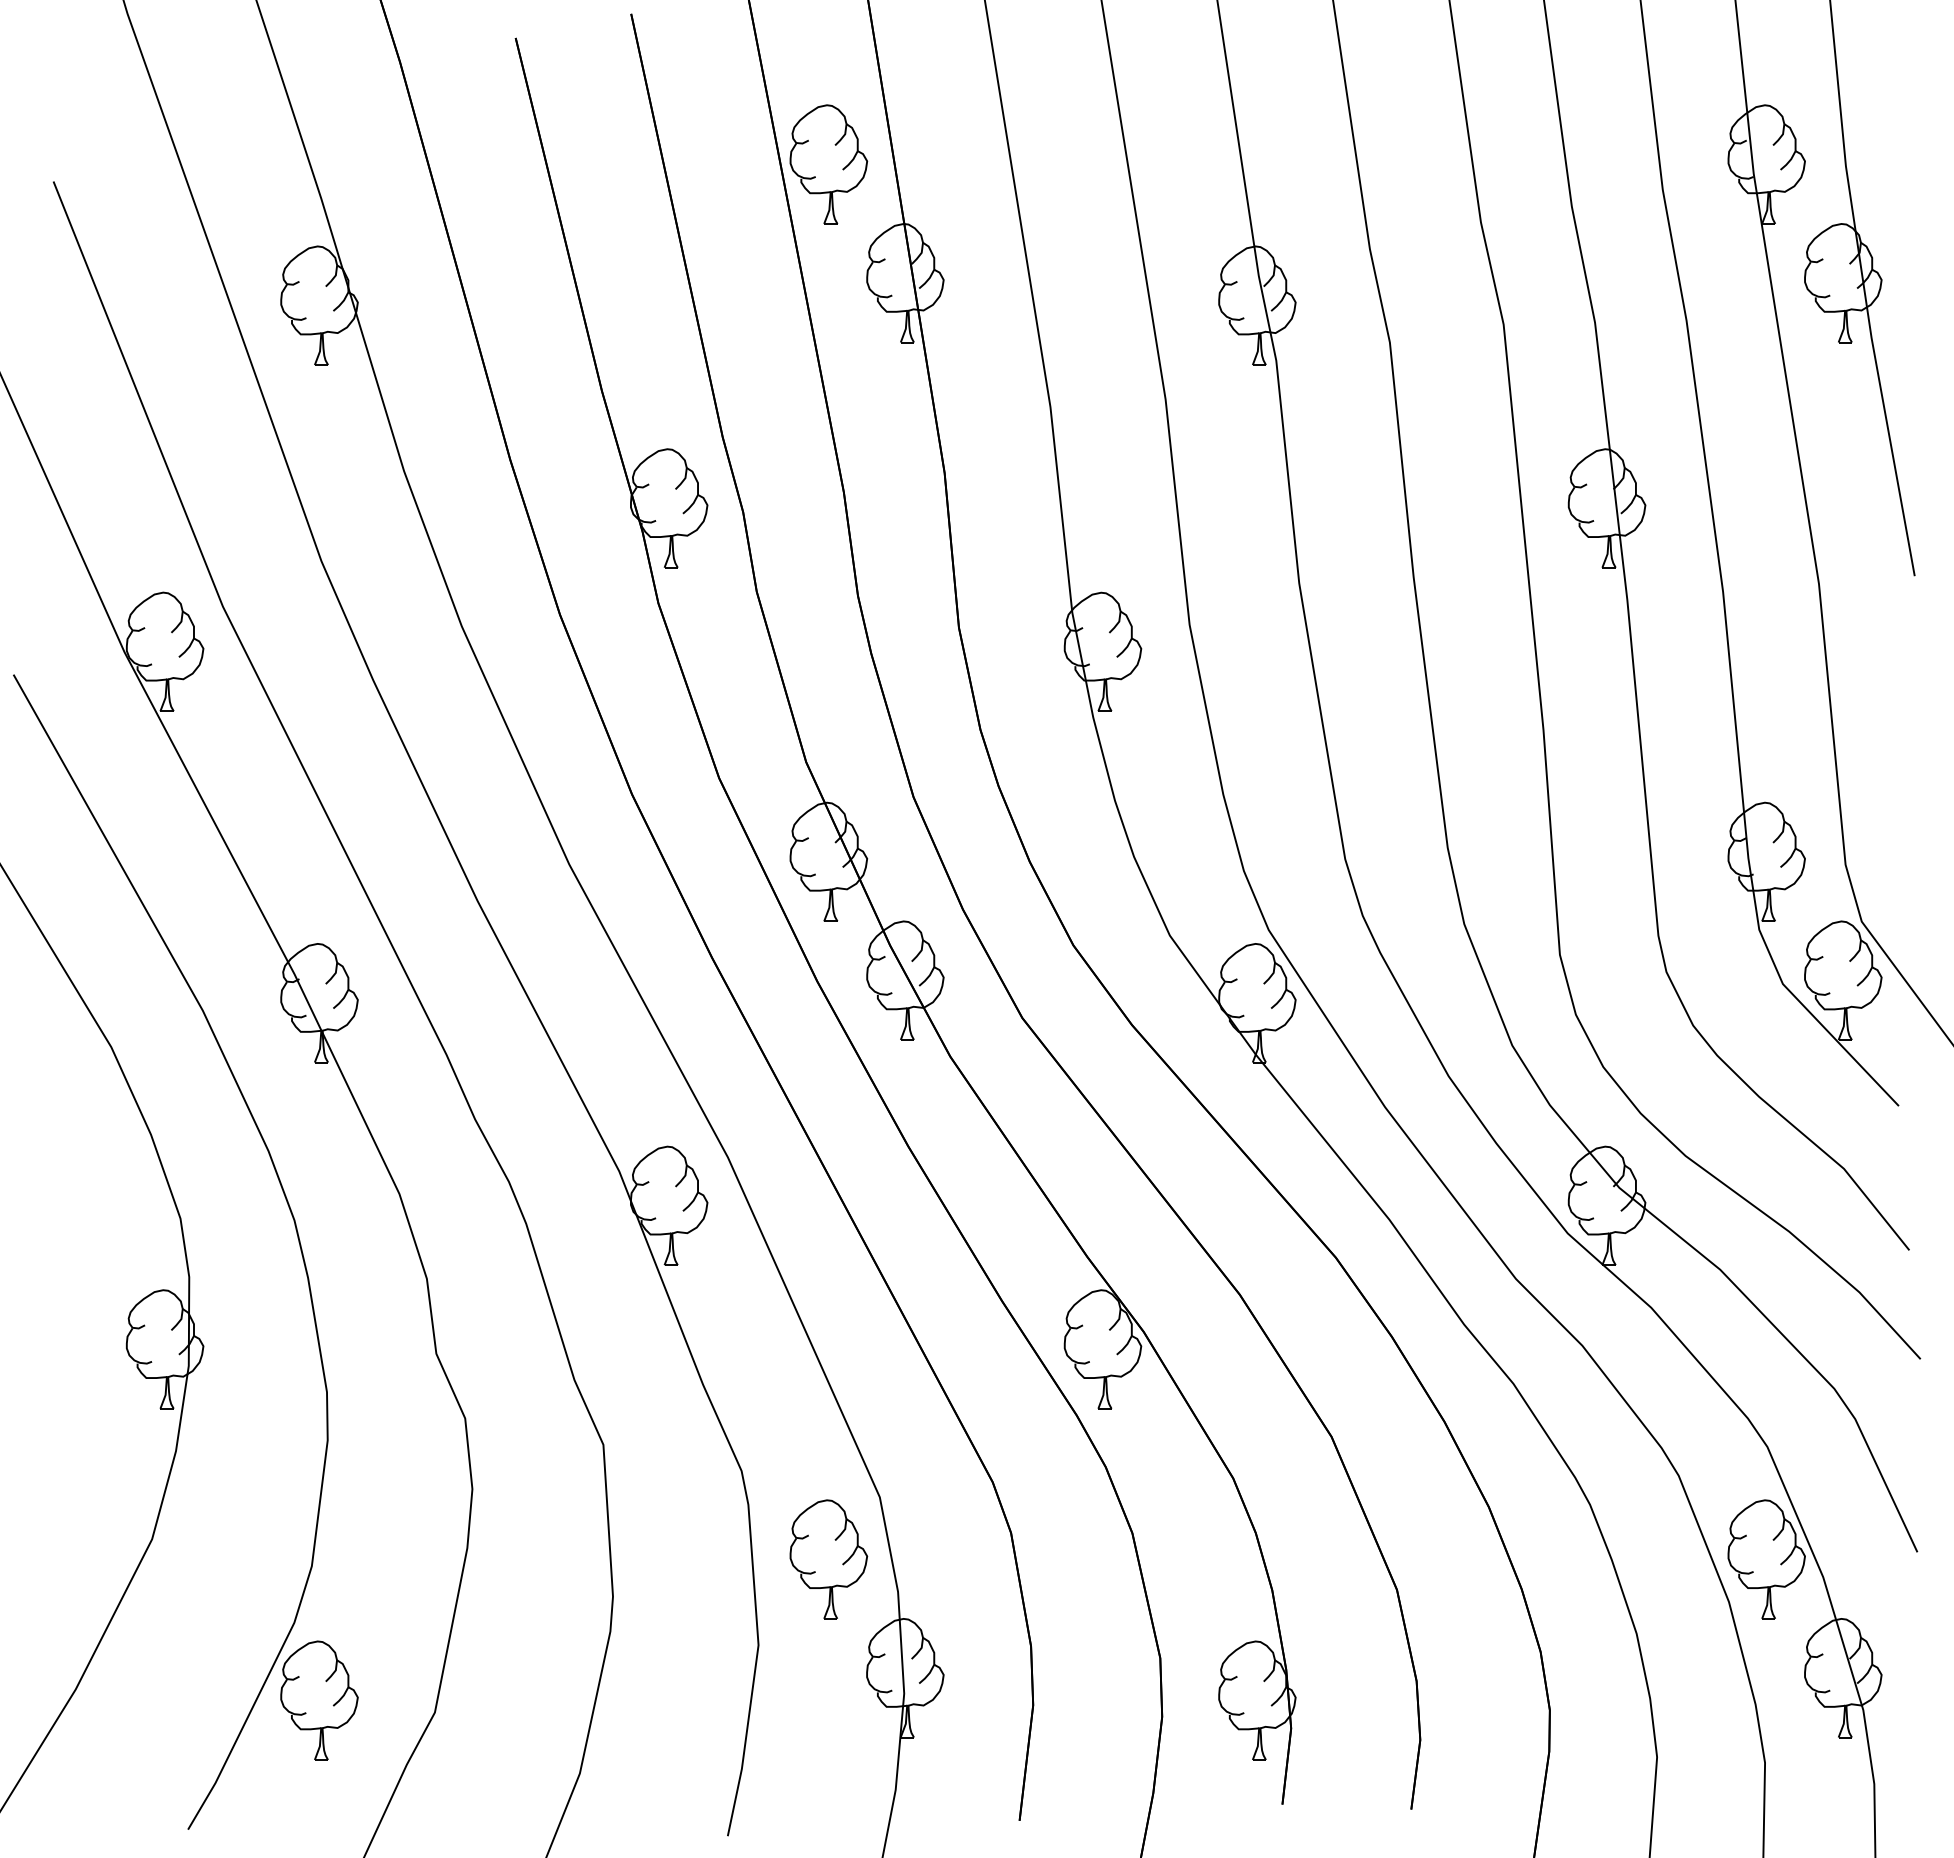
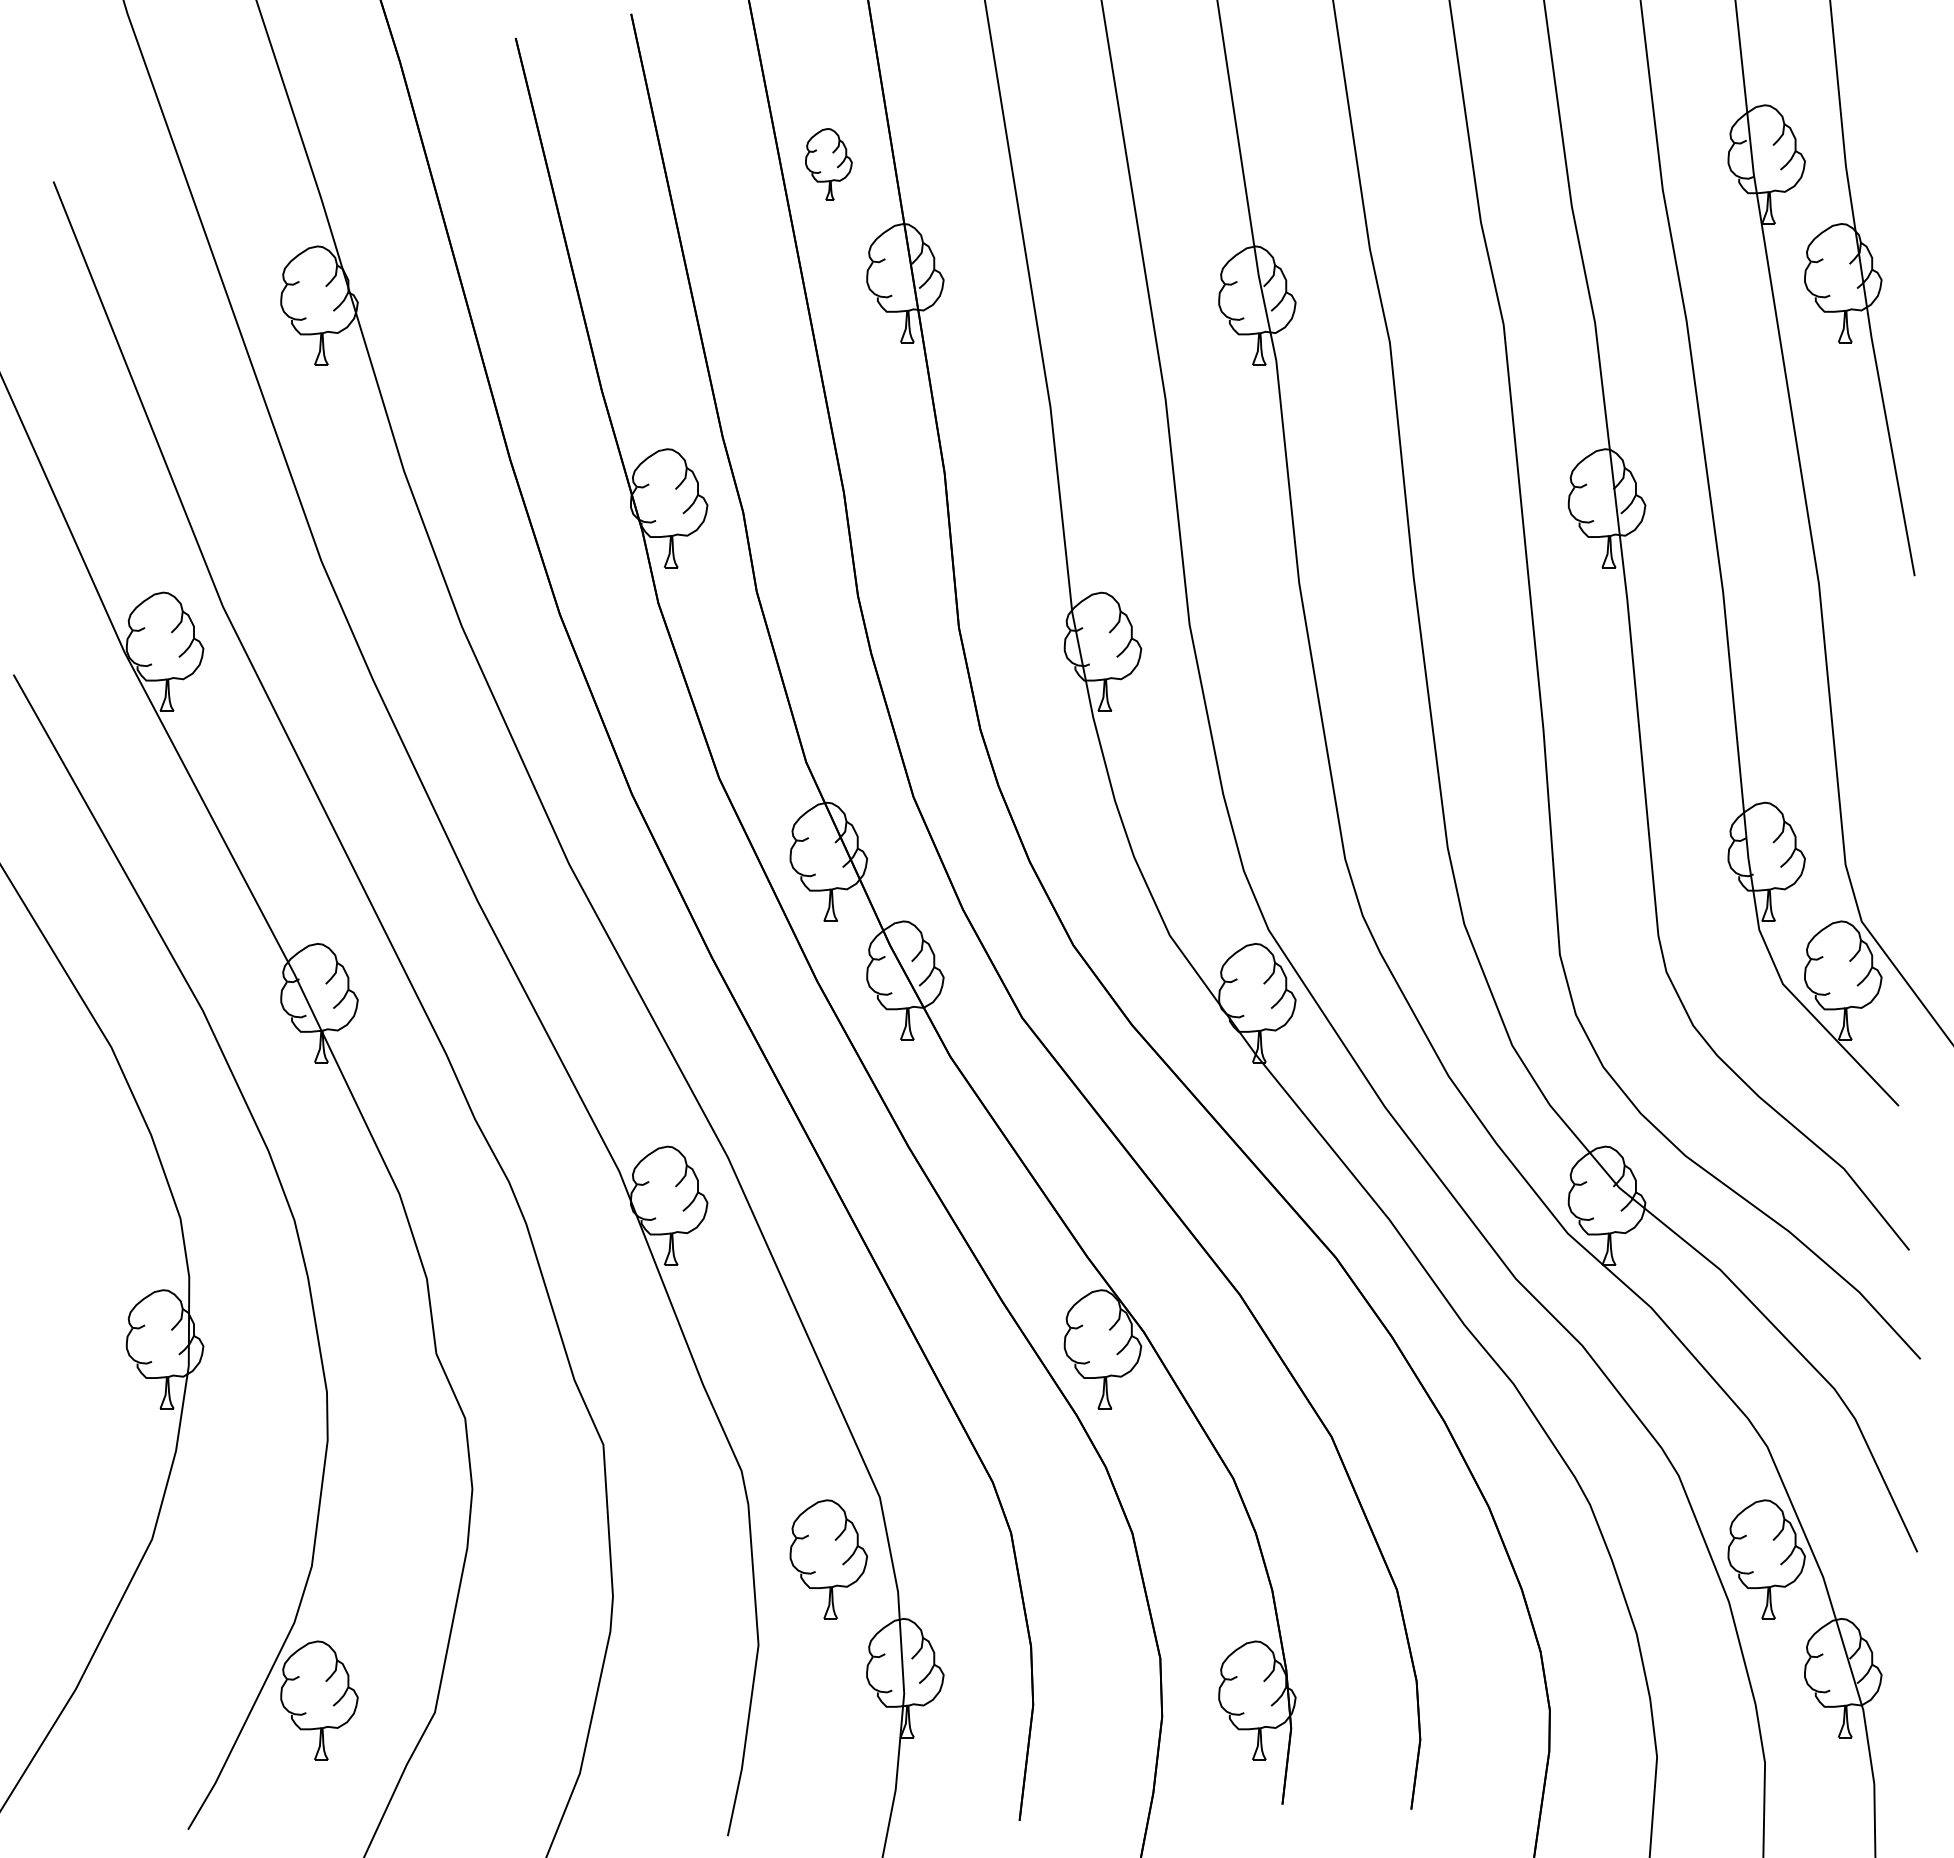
part size: 80x121 px -> 48x73 px (828, 164)
